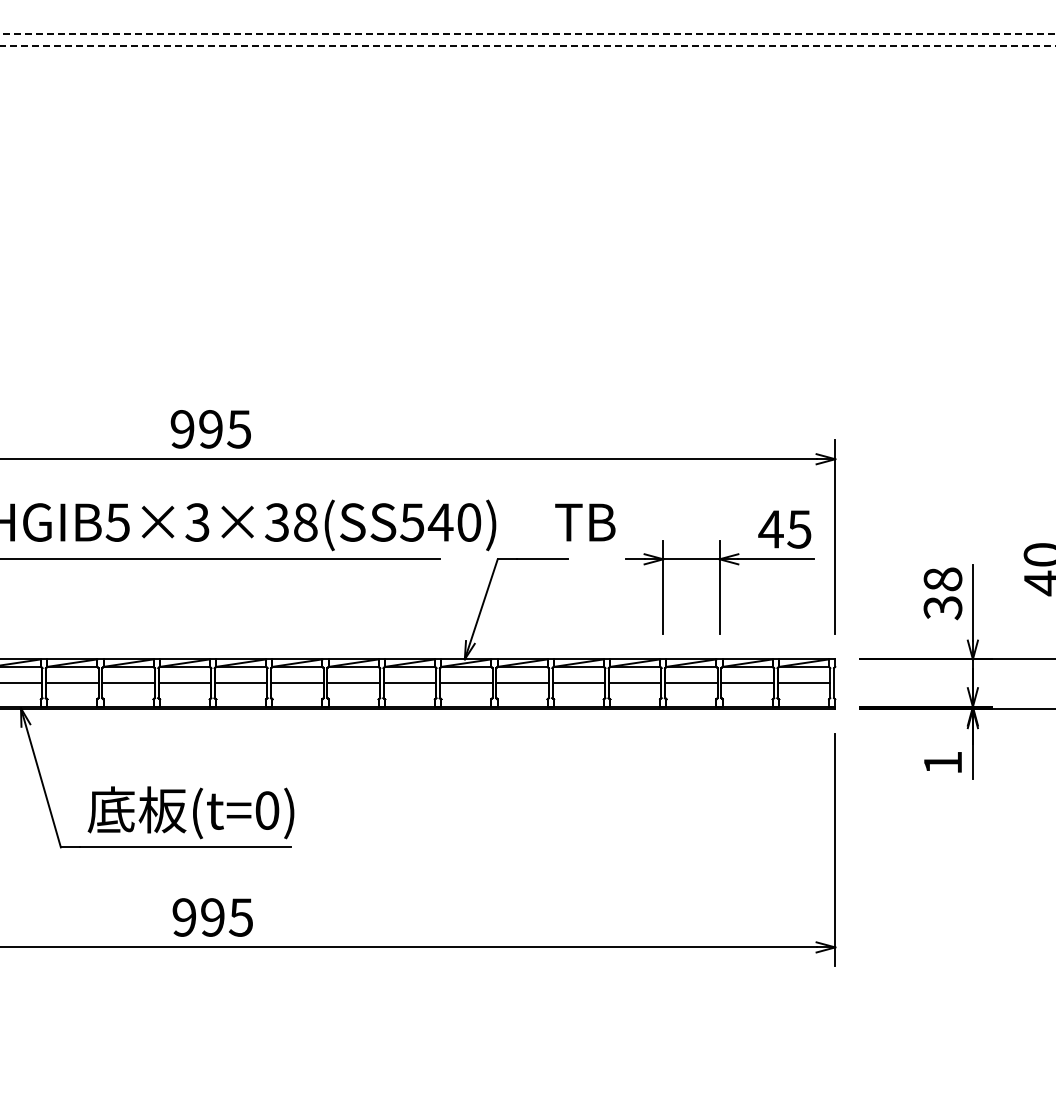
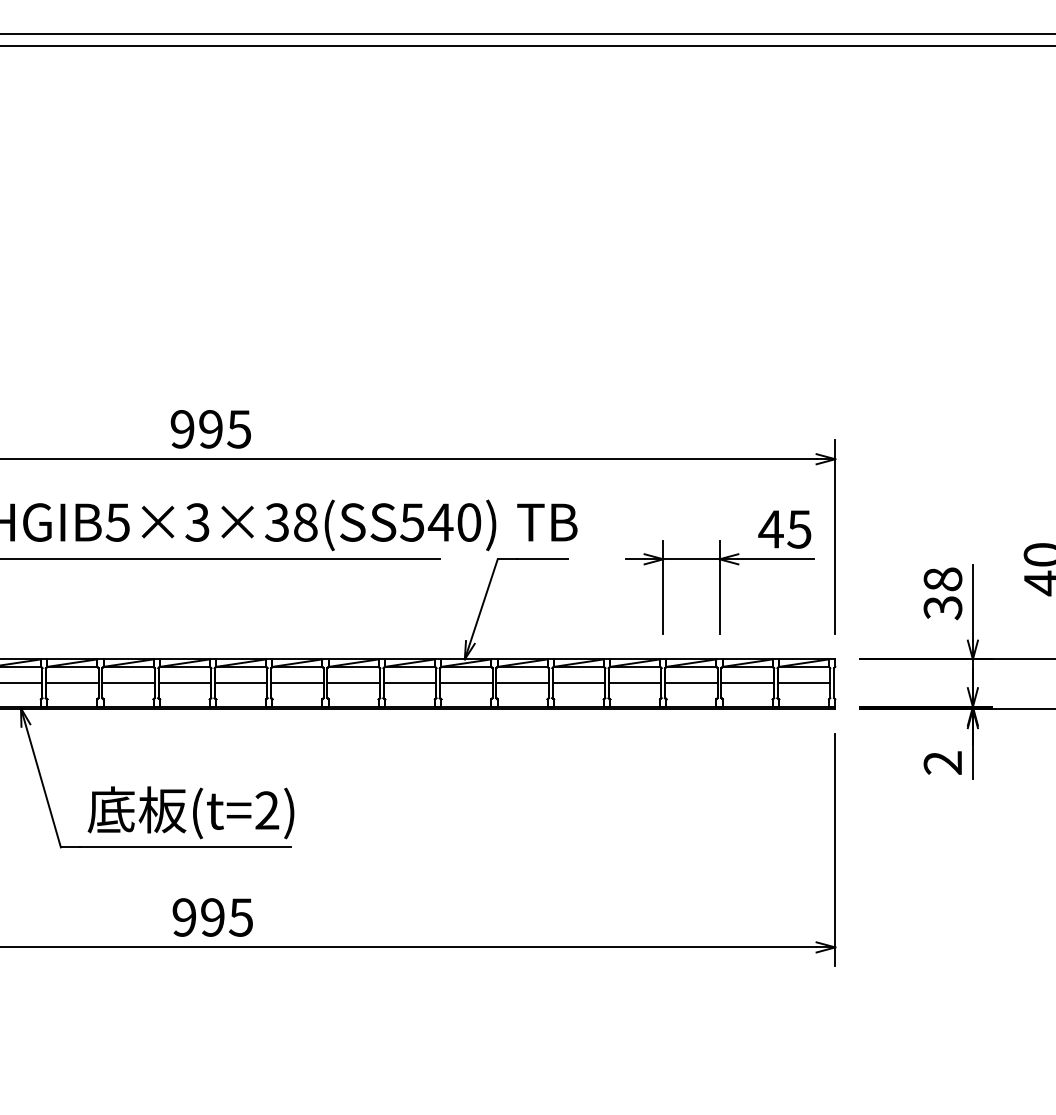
line: dashed -> solid (527, 33)
line: dashed -> solid (528, 45)
text position: (585, 522) -> (547, 522) (547, 522)
text: 1 -> 2 (942, 762)
text: (t=0) -> (t=2) (267, 810)
